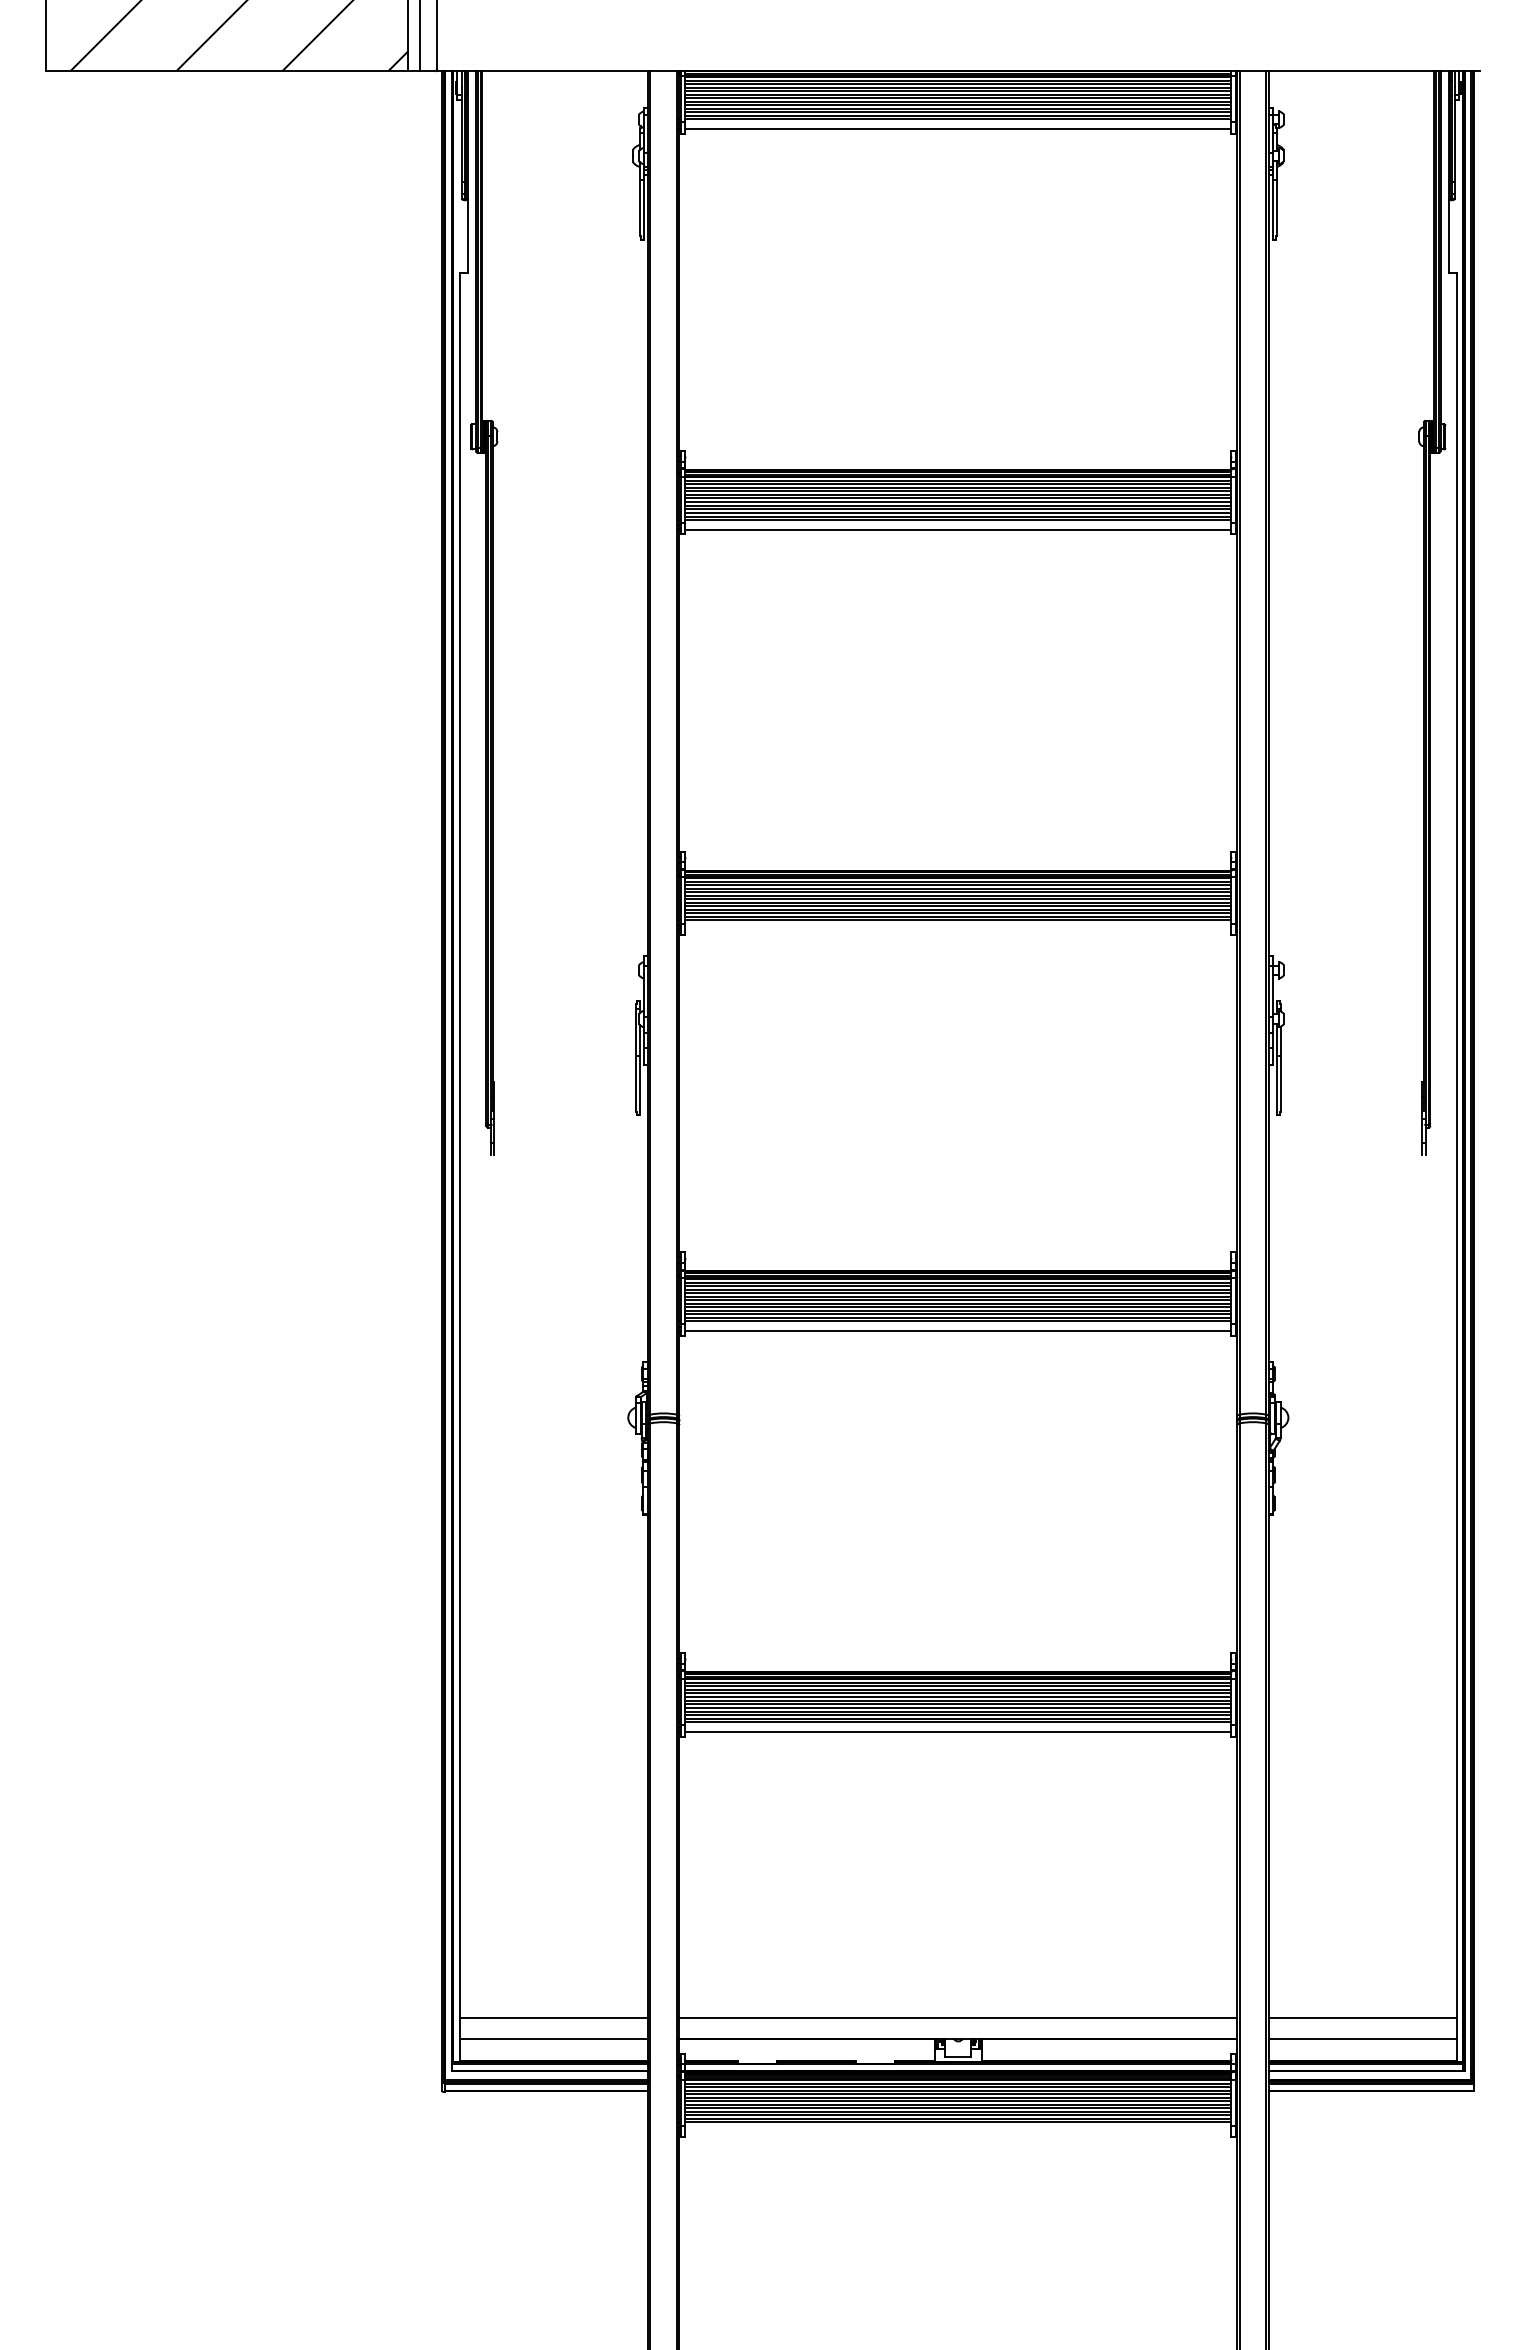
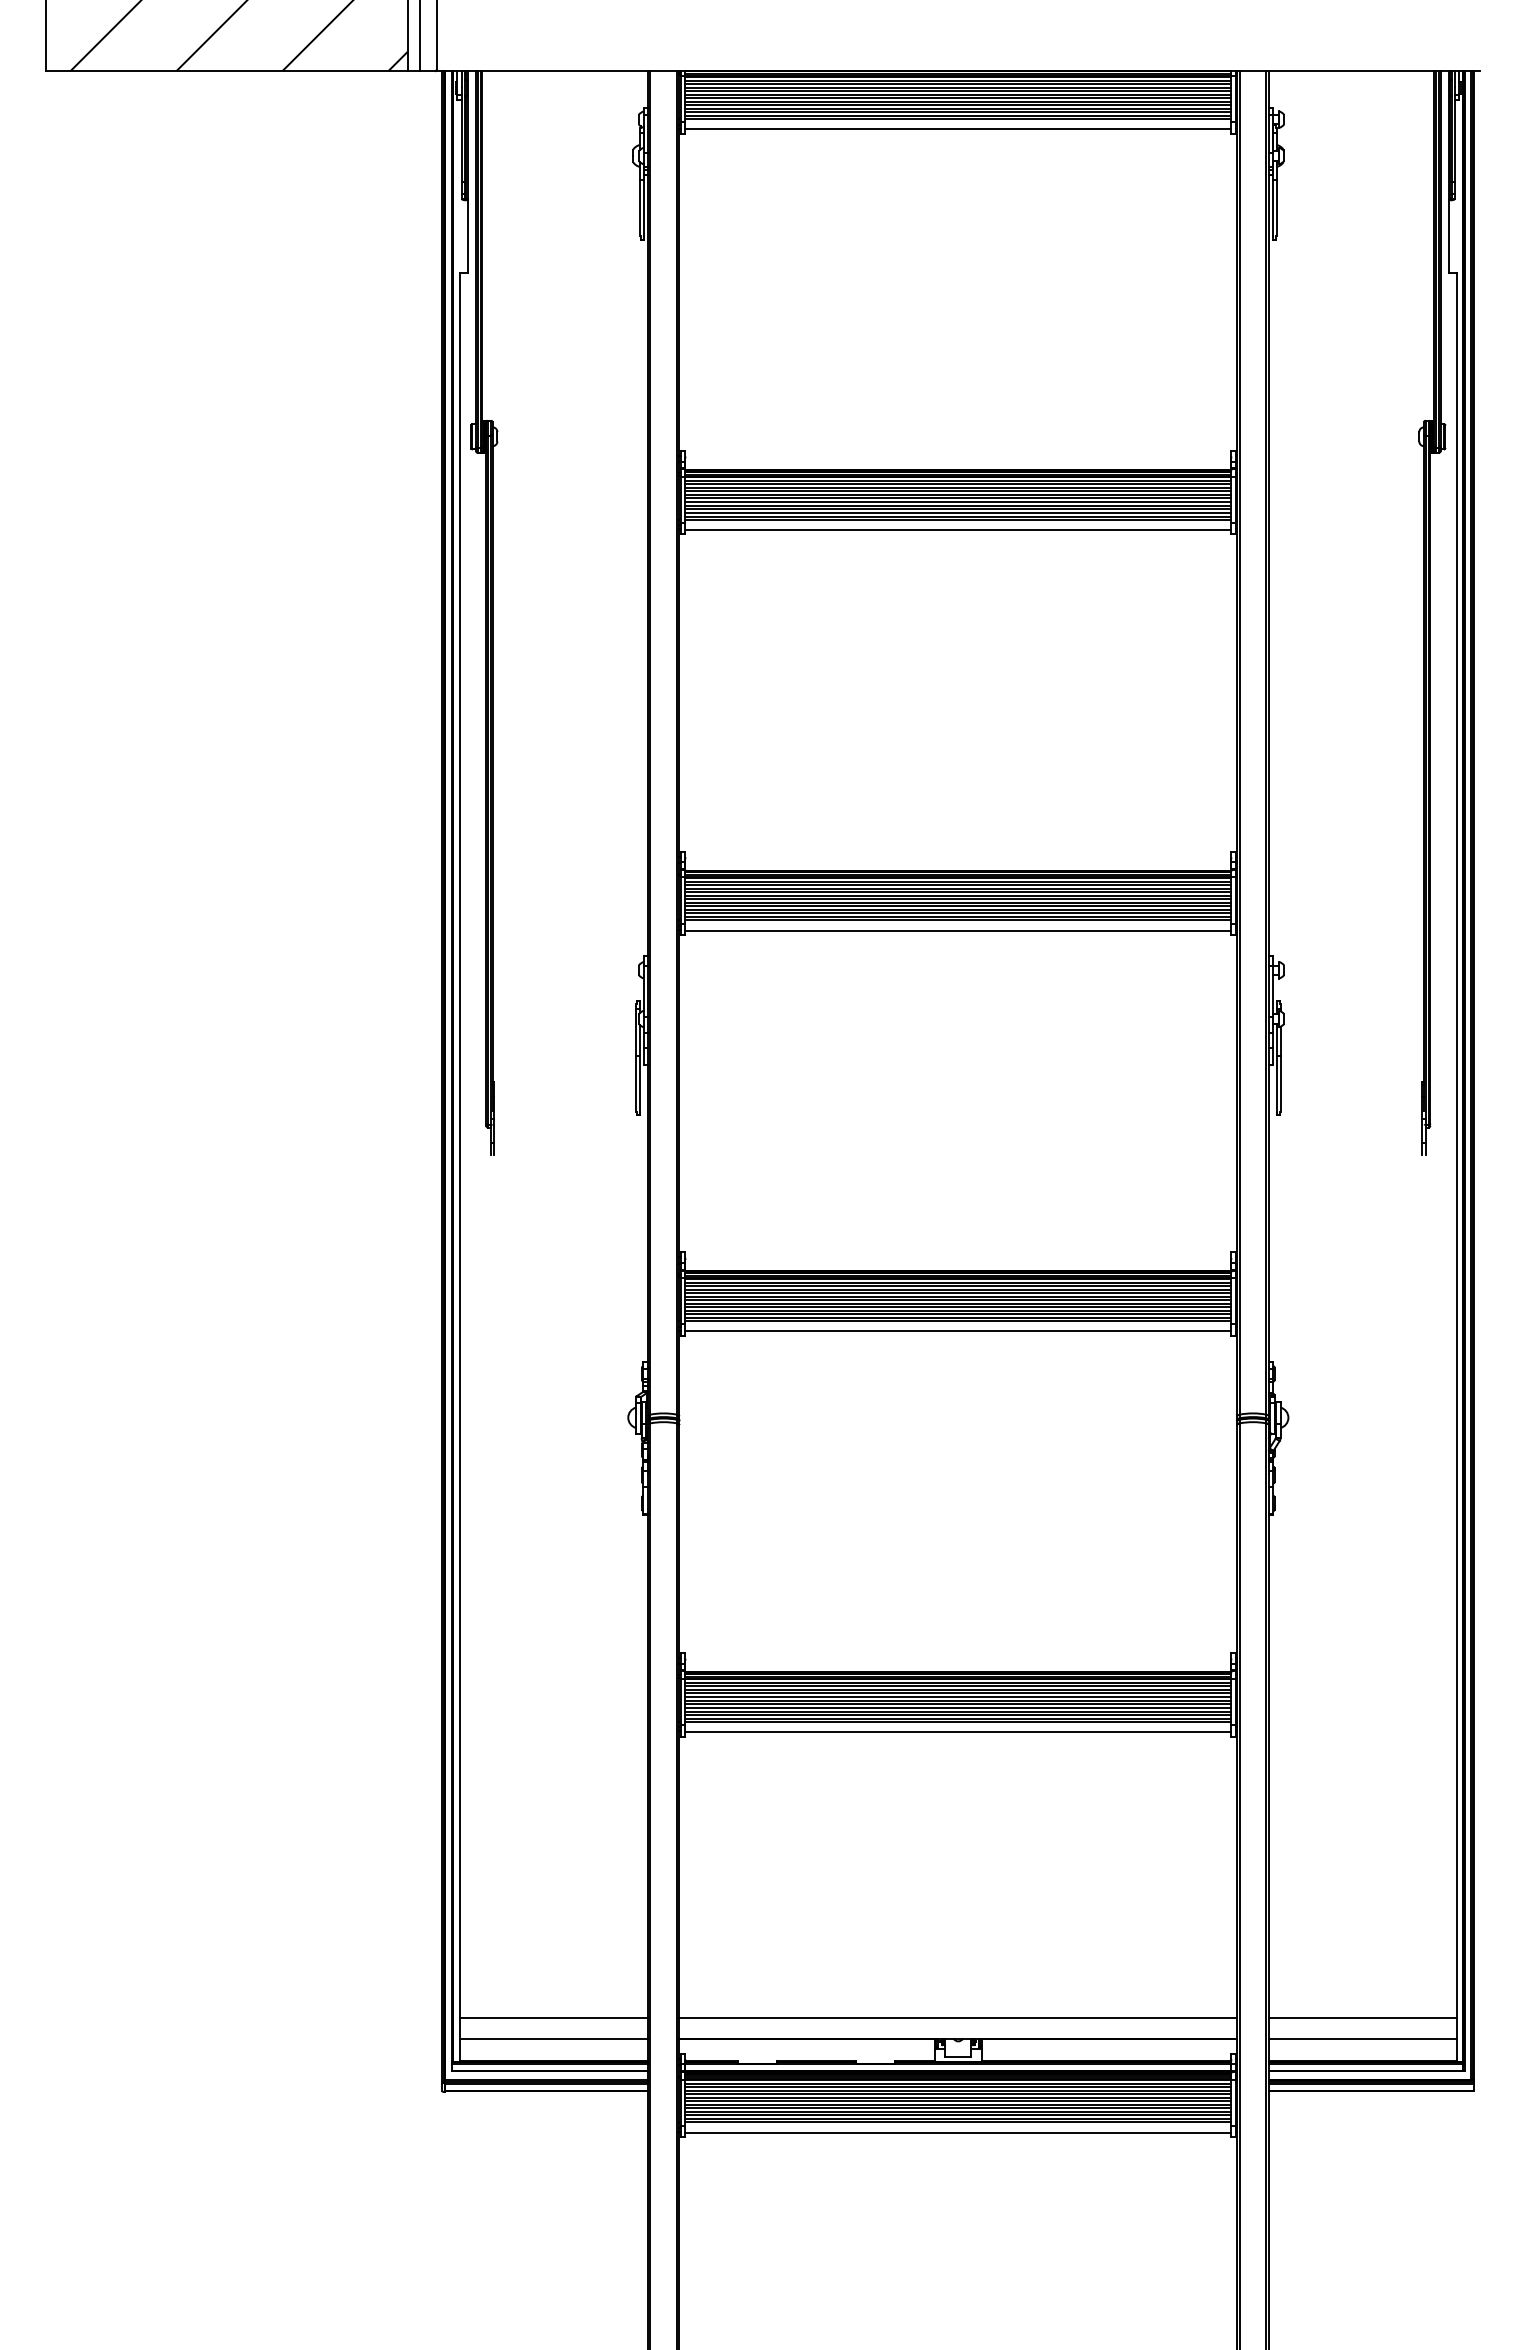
line: none -> present (958, 930)
line: none -> present (958, 2132)
